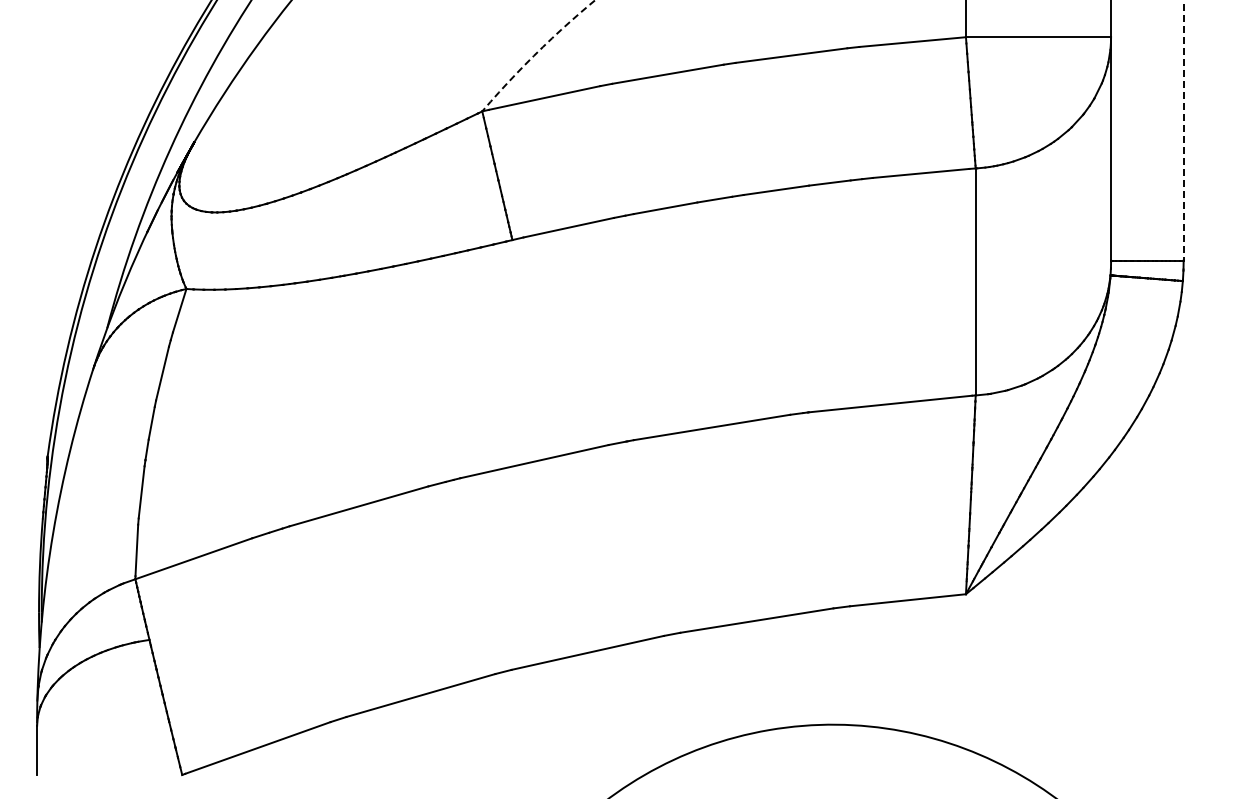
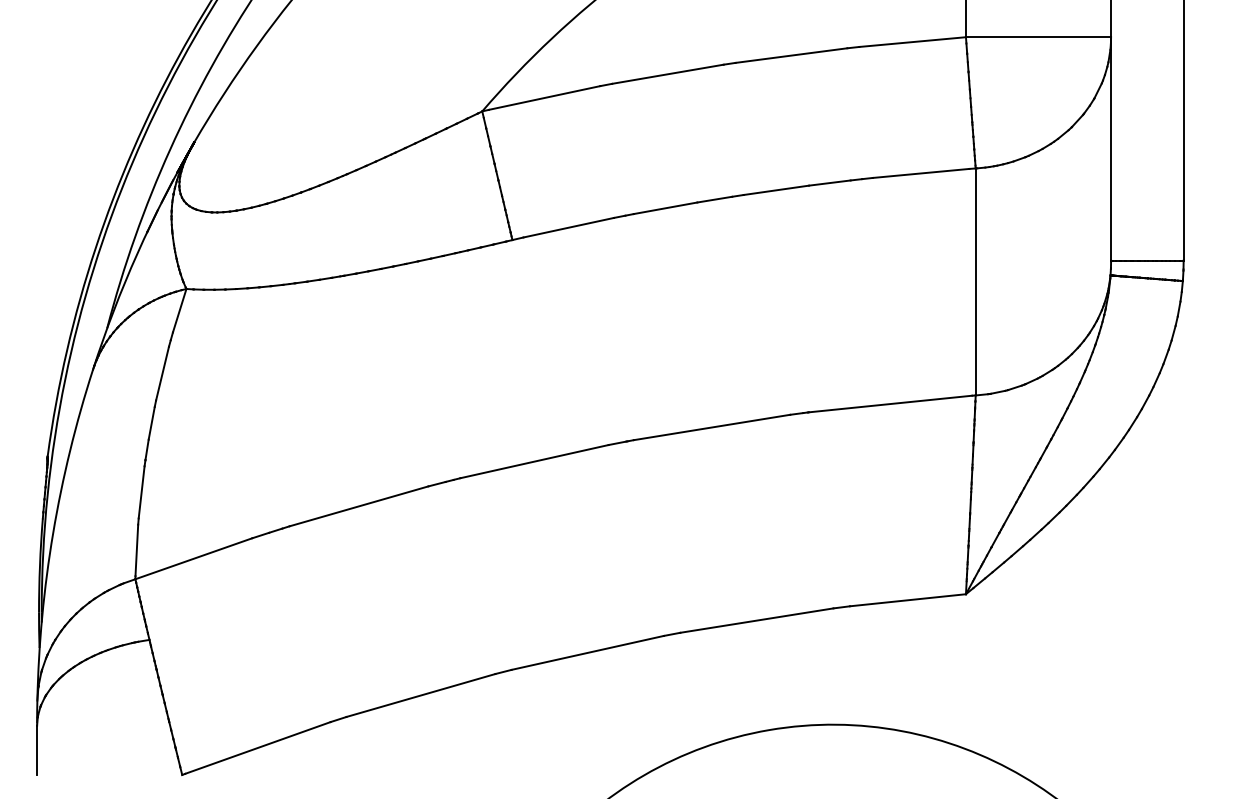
arc: dashed -> solid (536, 53)
line: dashed -> solid (1183, 130)
